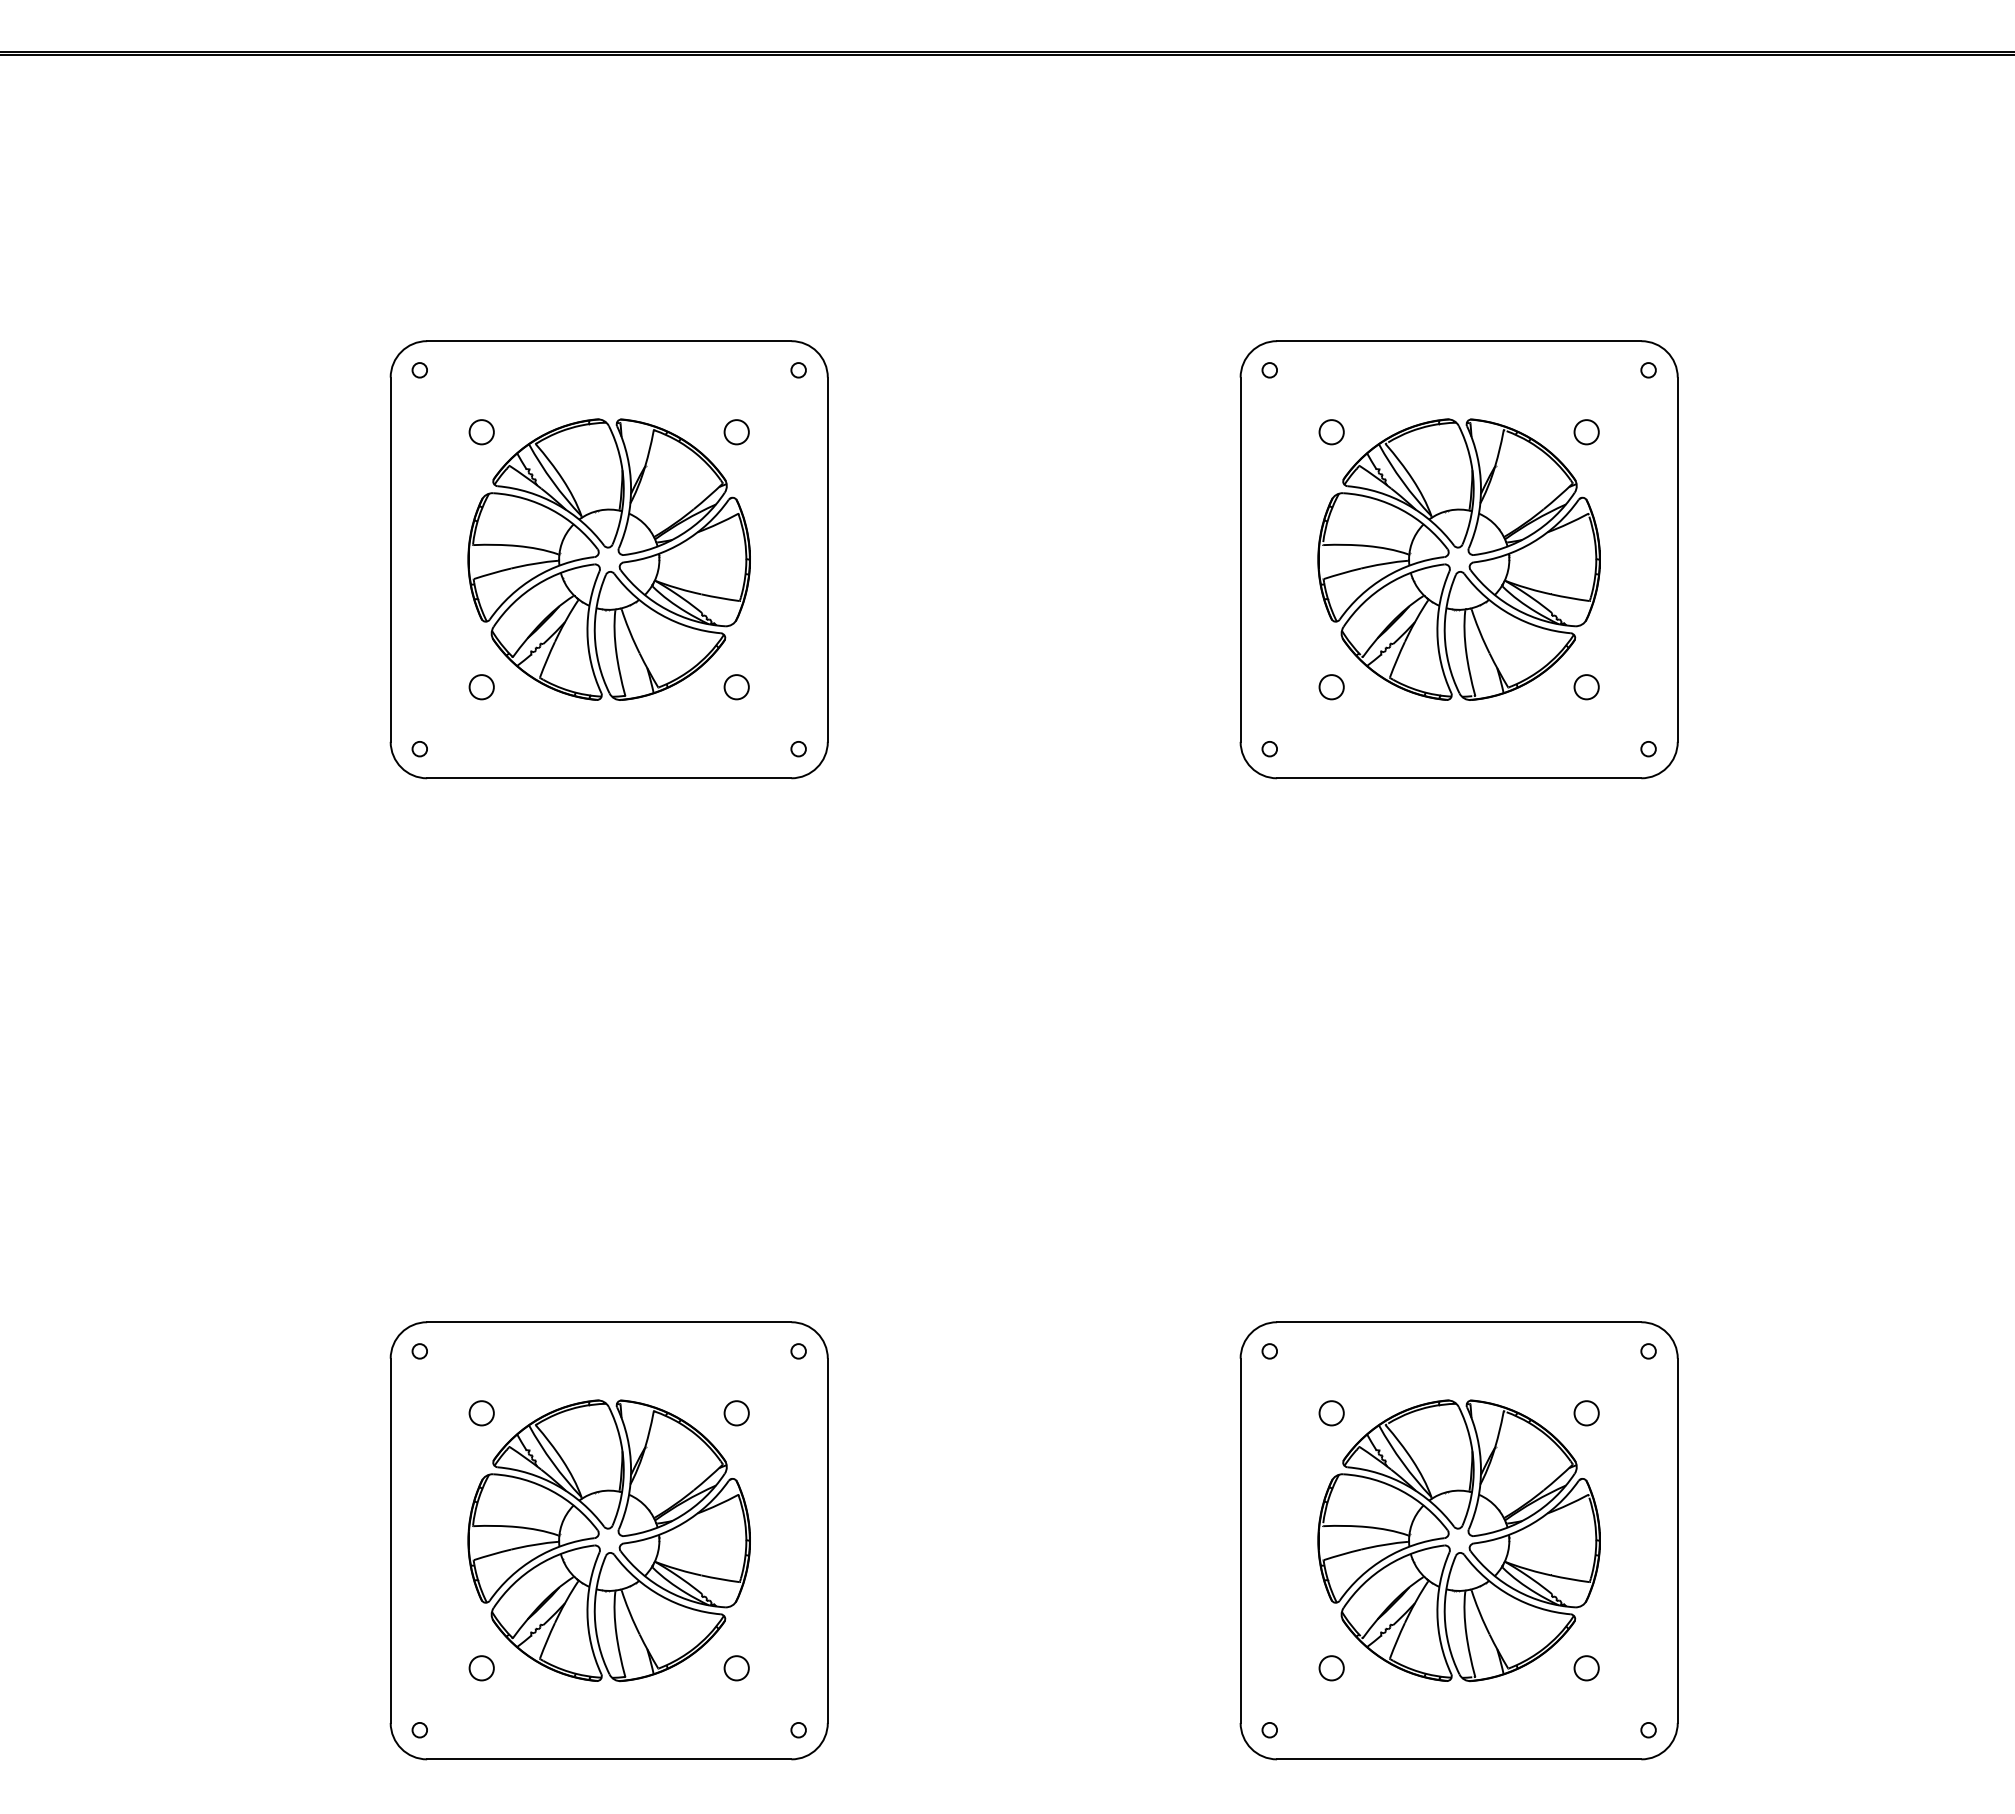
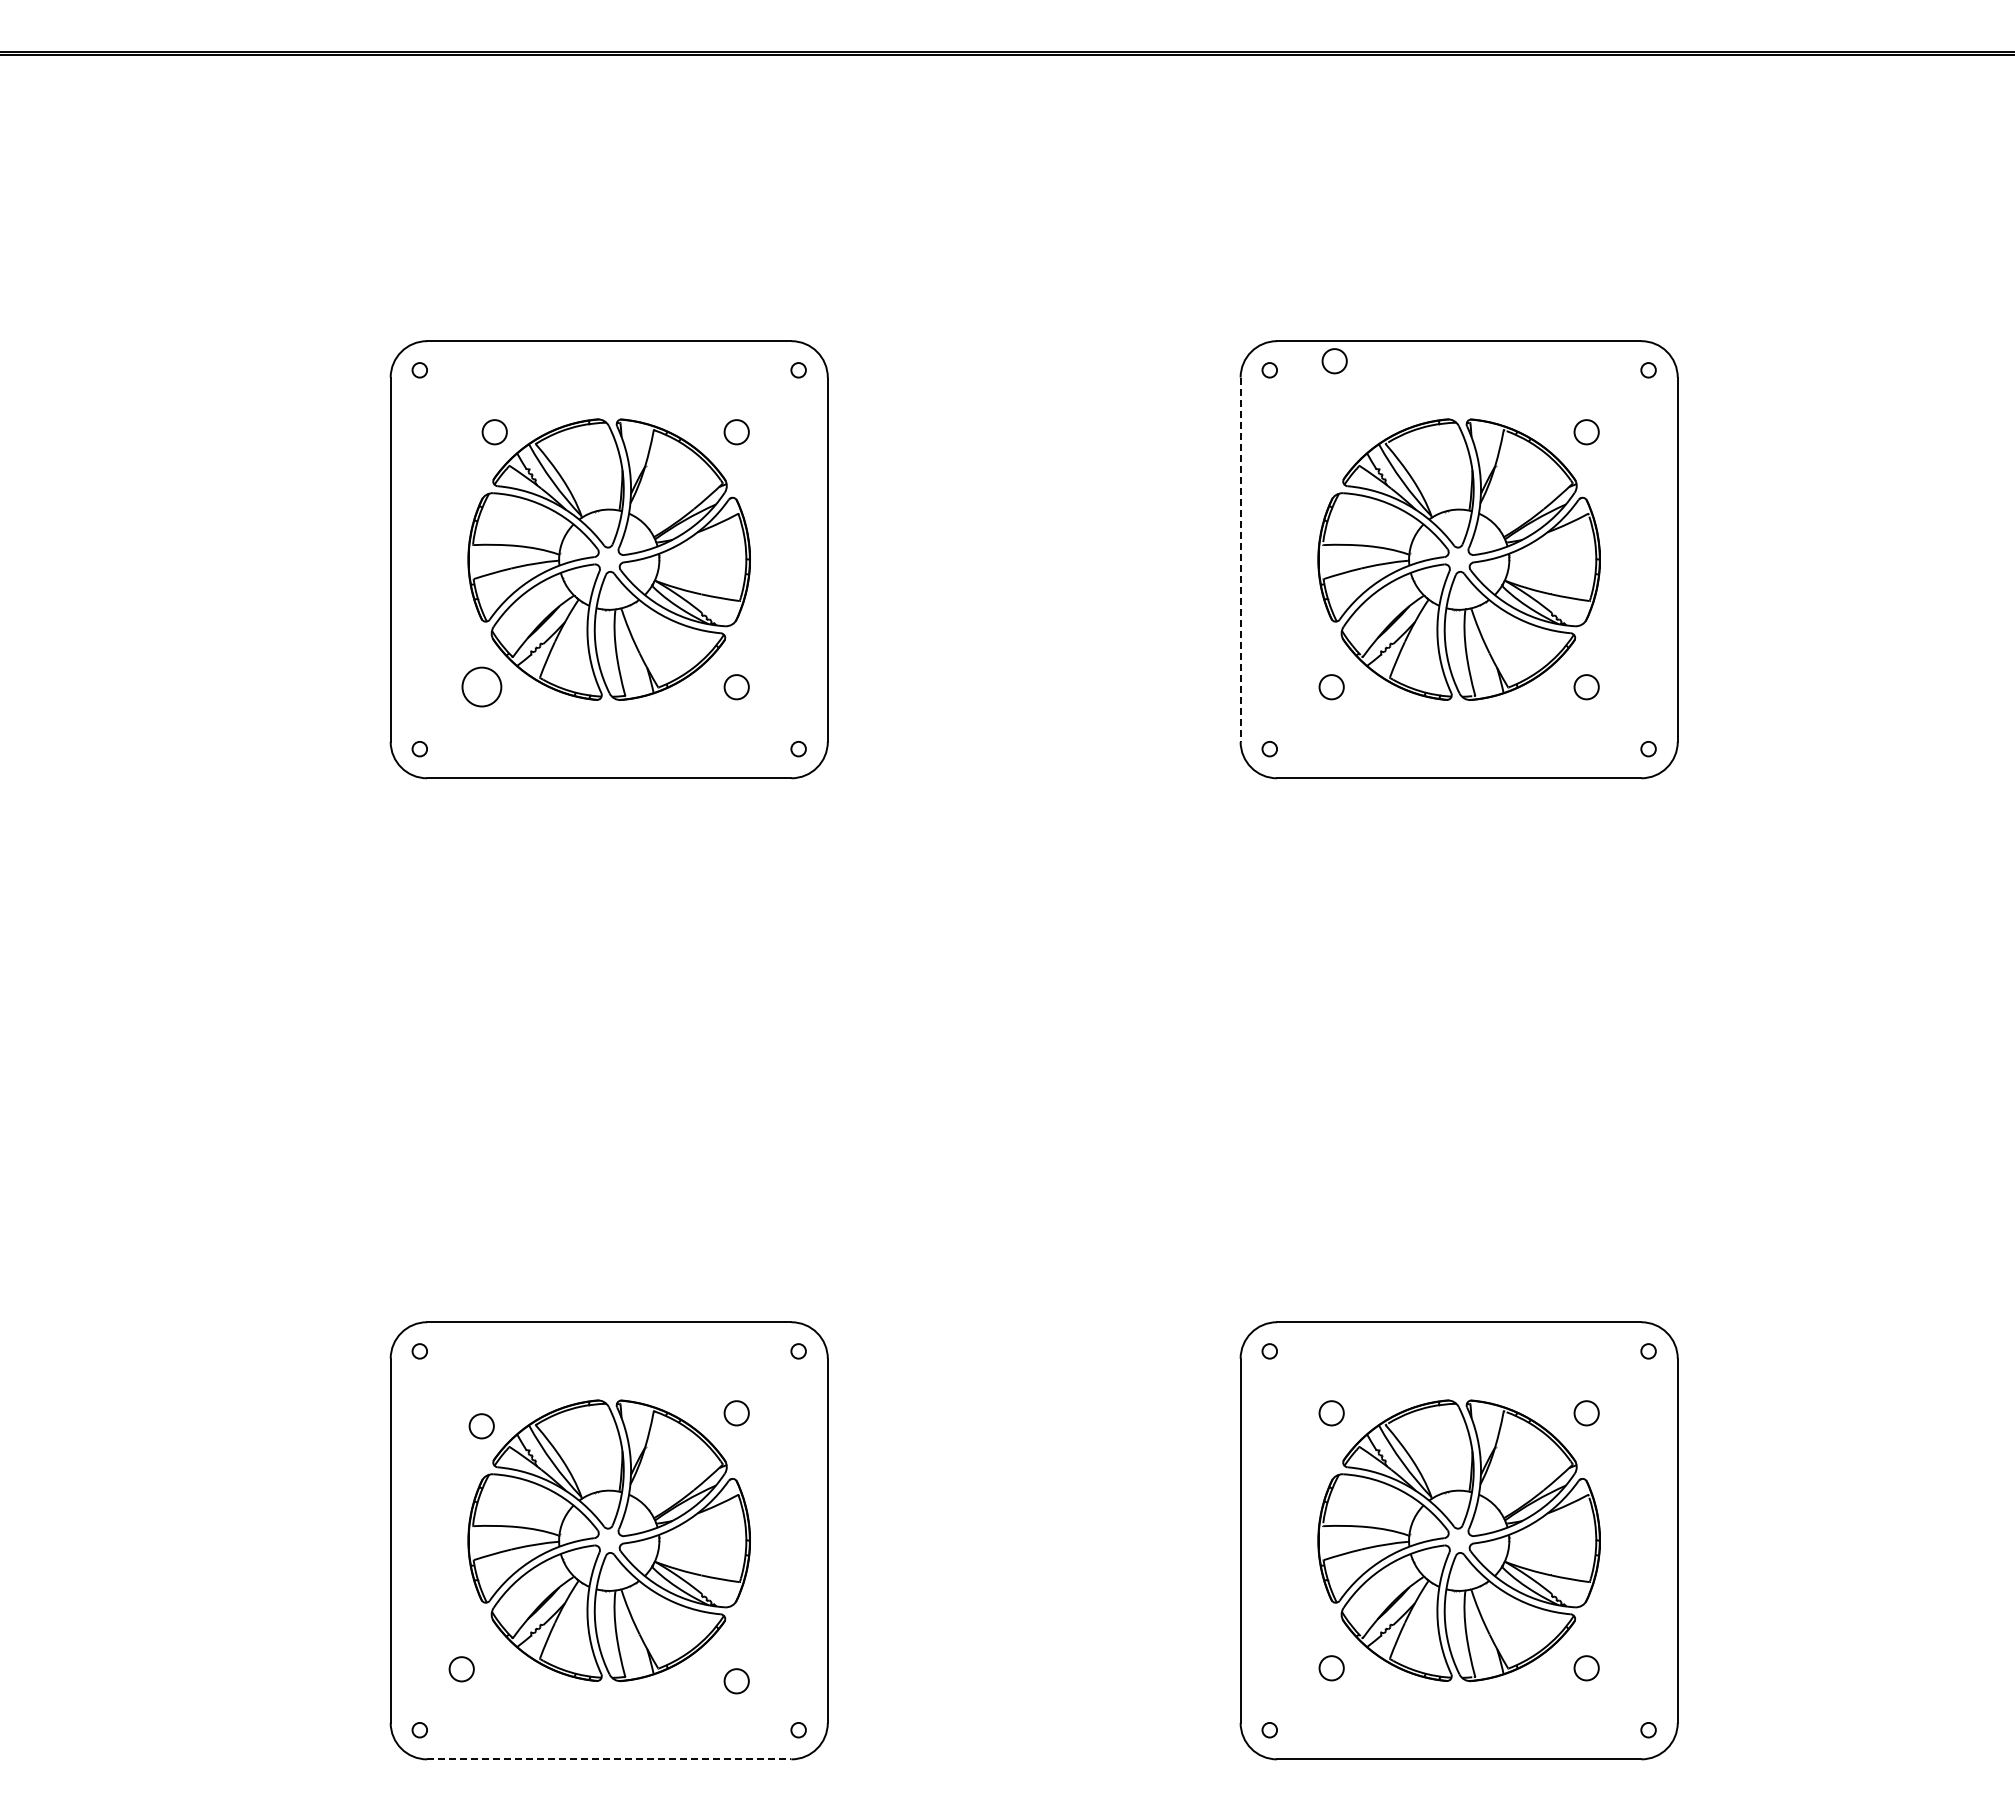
circle position: (481, 432) -> (494, 432) (494, 432)
circle position: (1331, 432) -> (1334, 361) (1334, 361)
line: solid -> dashed (1240, 560)
circle size: 27x27 px -> 42x42 px (481, 686)
circle position: (481, 1413) -> (481, 1426) (481, 1426)
circle position: (481, 1668) -> (461, 1669) (461, 1669)
circle position: (736, 1668) -> (736, 1681) (736, 1681)
line: solid -> dashed (609, 1759)
